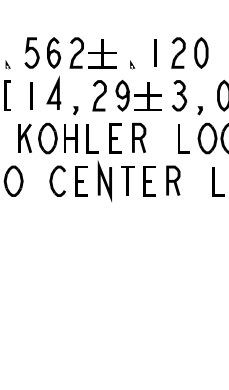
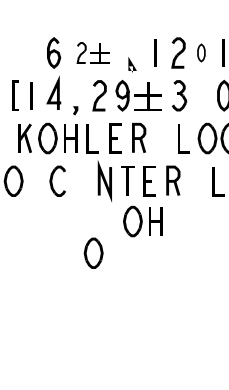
curve: present -> none (29, 50)
part size: 48x32 px -> 34x22 px (92, 52)
part size: 15x32 px -> 9x20 px (201, 52)
line: none -> present (223, 52)
part: present -> none (7, 64)
part size: 6x10 px -> 9x16 px (132, 64)
line position: (6, 95) -> (14, 95) (14, 95)
line: present -> none (199, 110)
part: present -> none (81, 181)
part: none -> present (142, 221)
part: none -> present (93, 252)
